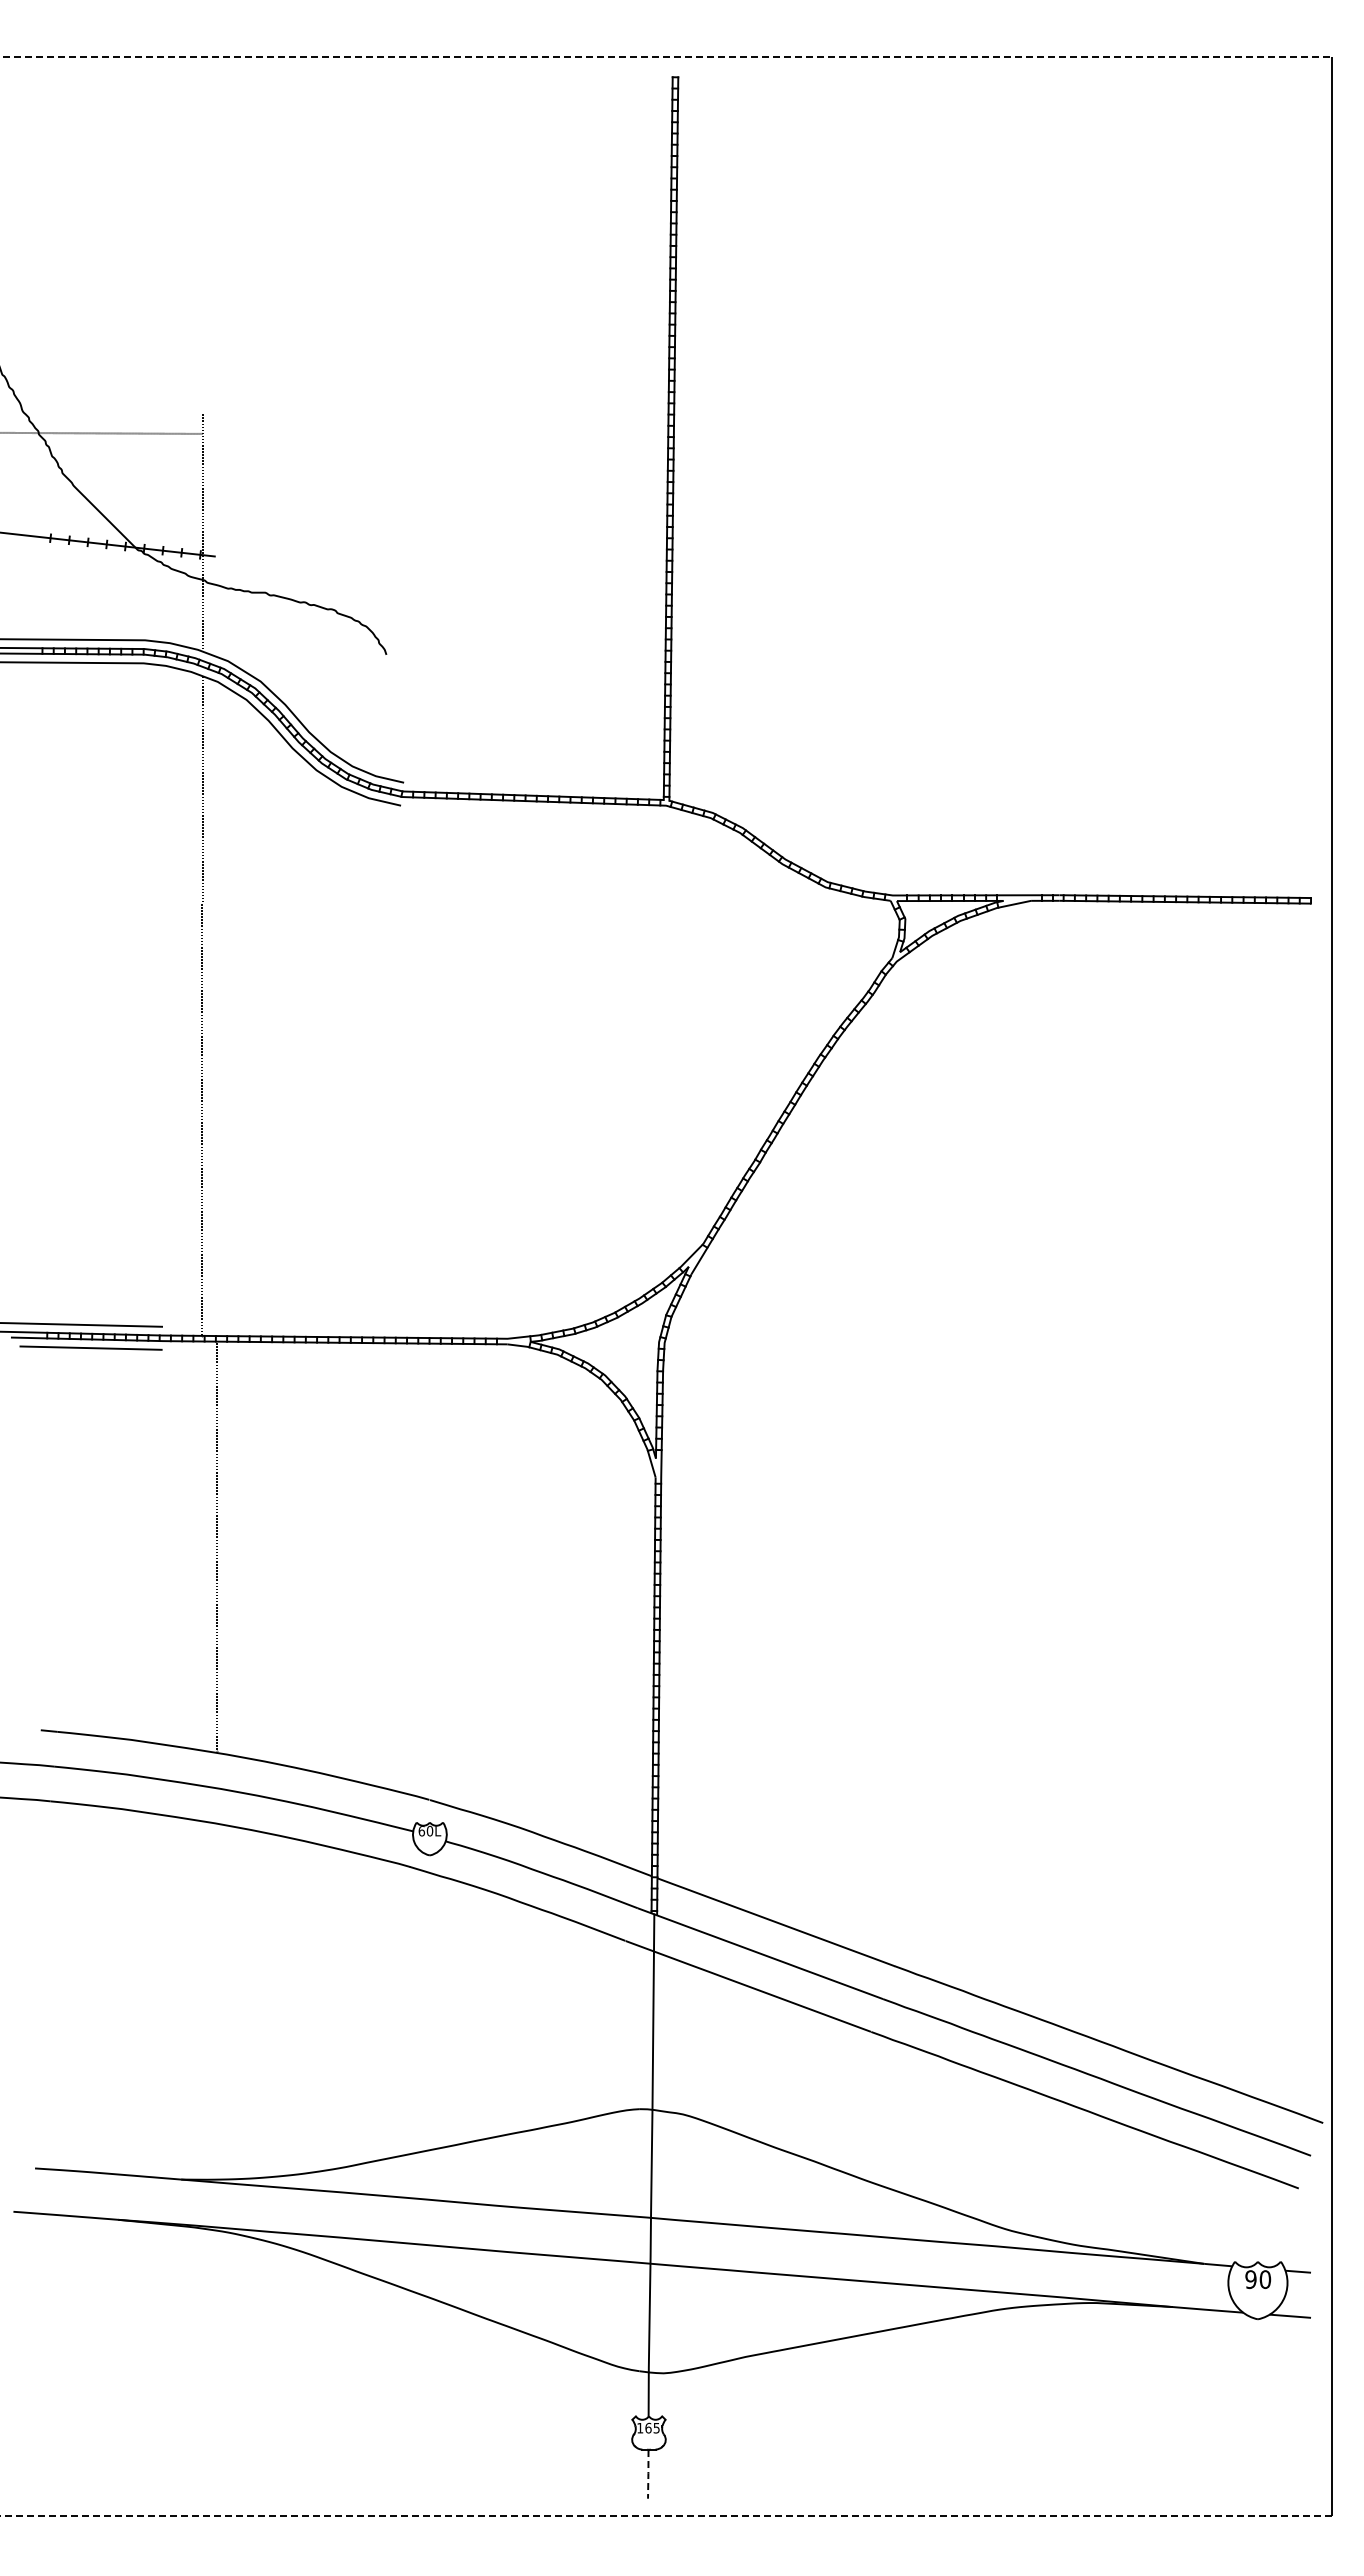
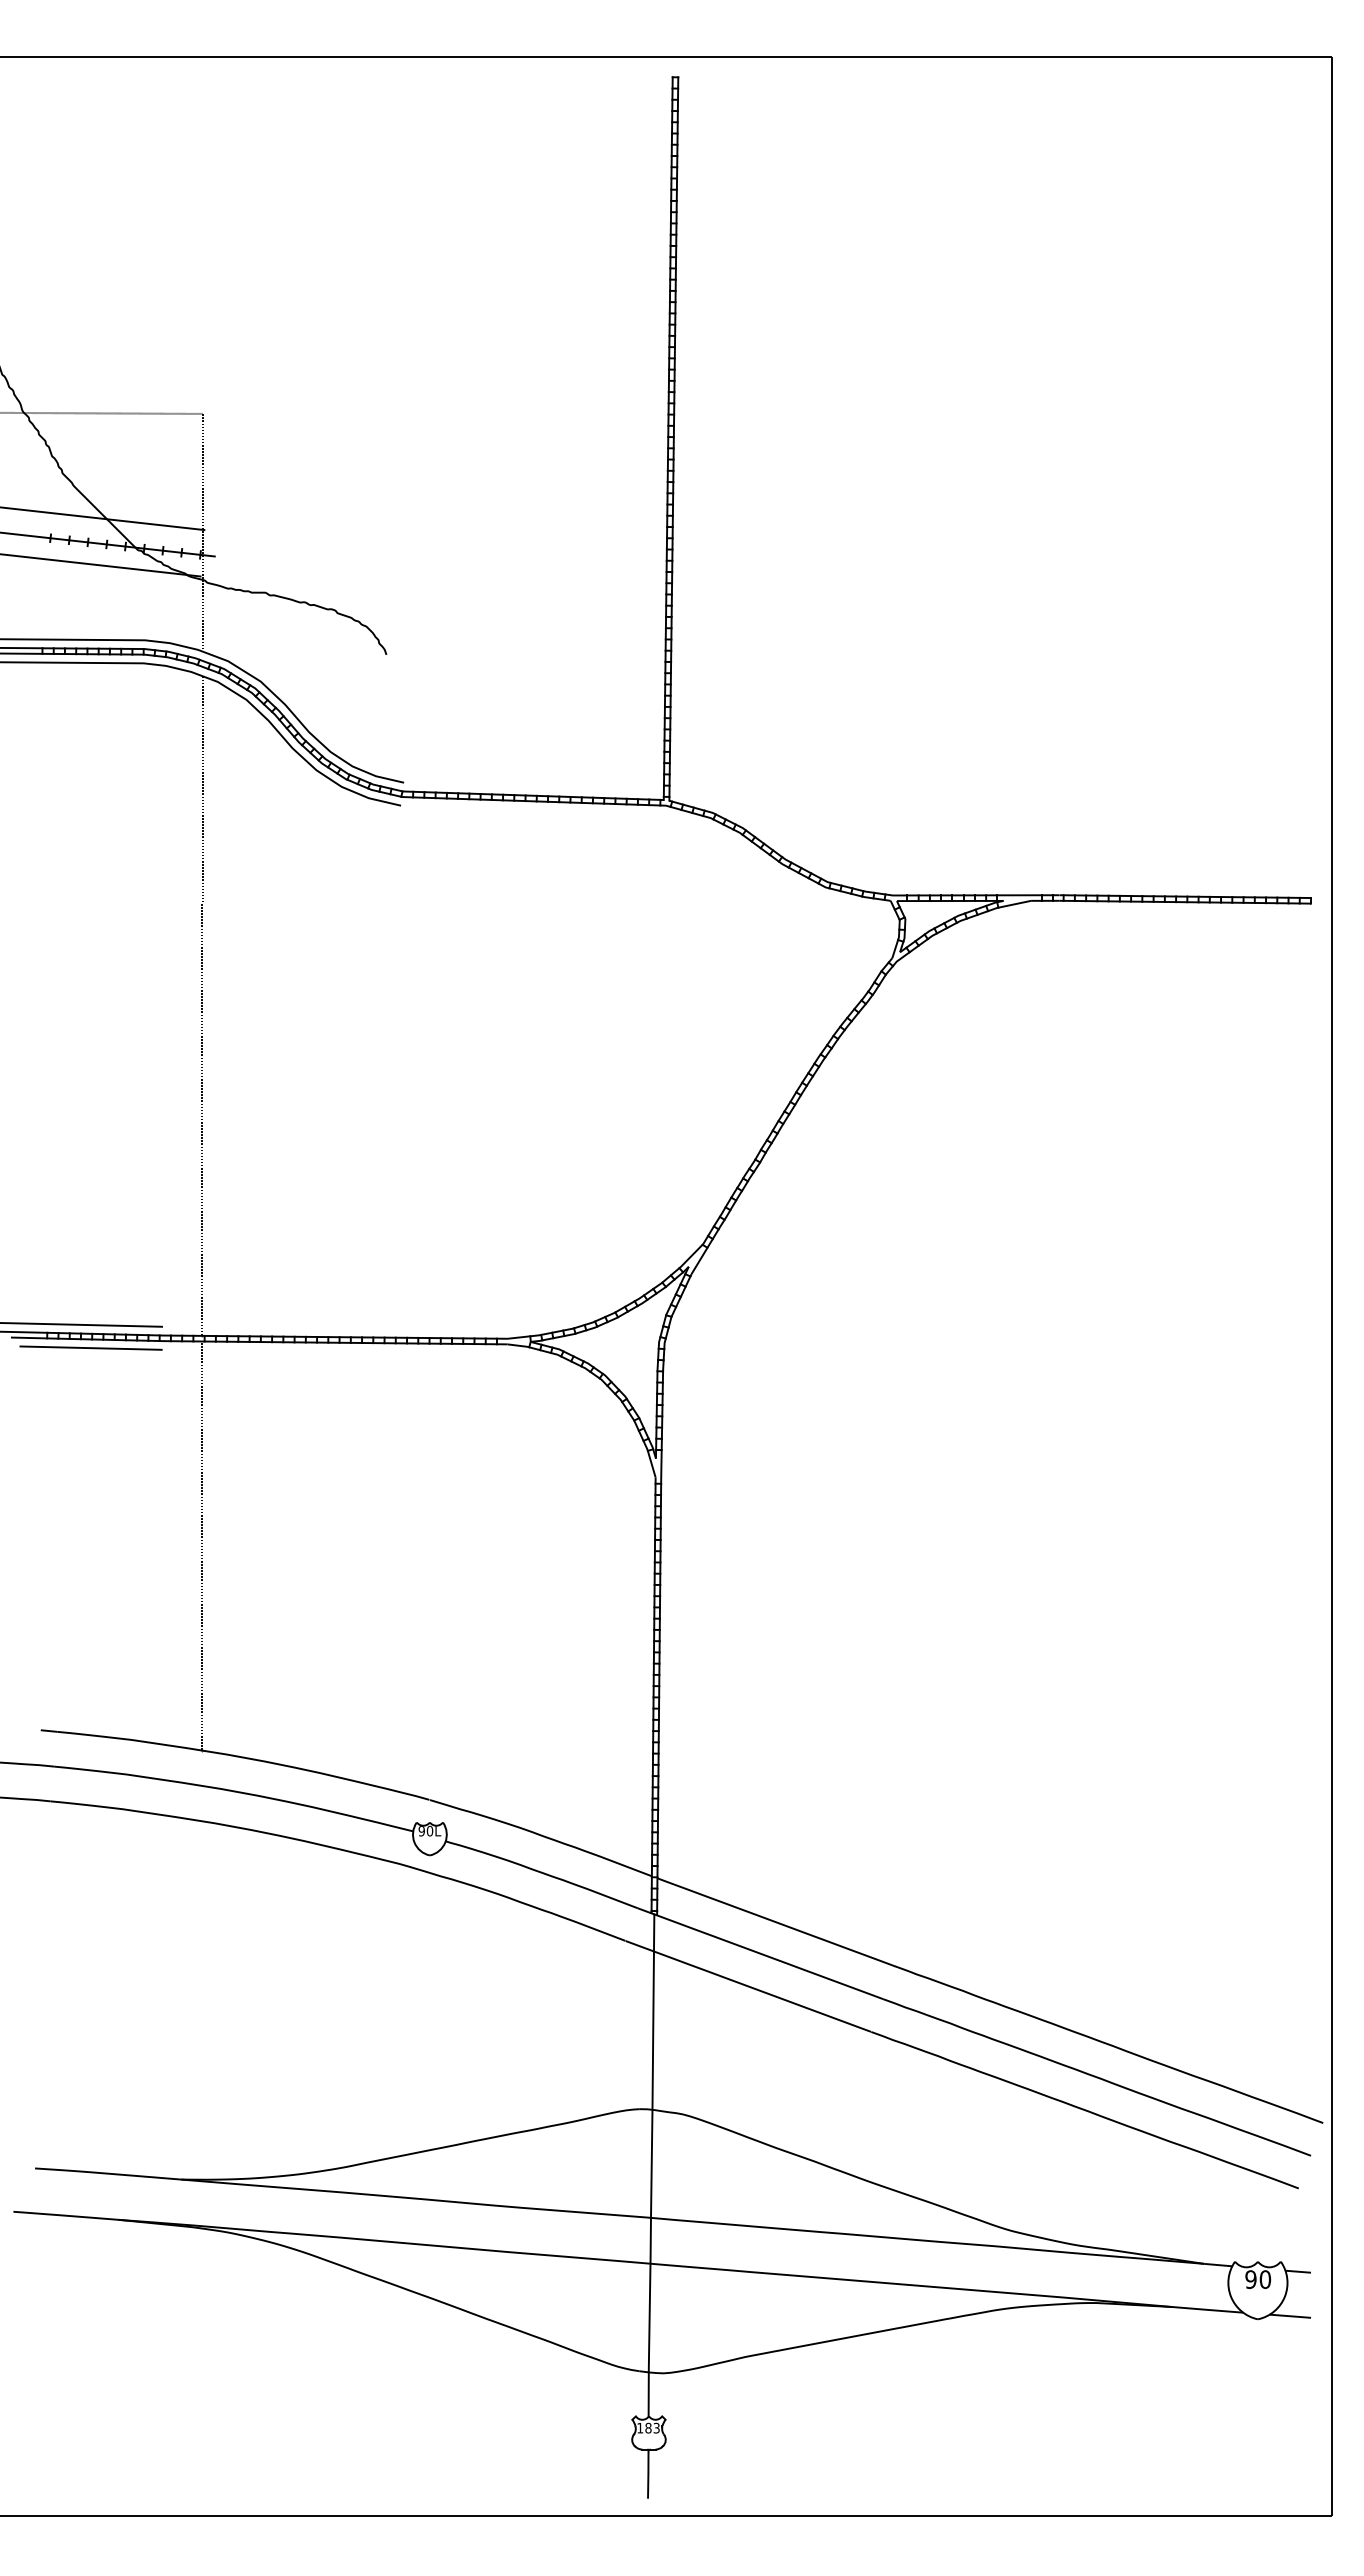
line: dashed -> solid (666, 56)
line position: (102, 432) -> (102, 412) (102, 412)
line: none -> present (103, 518)
line: none -> present (101, 565)
line position: (216, 1545) -> (201, 1545) (201, 1545)
text: 60L -> 90L (421, 1831)
text: 165 -> 183 (652, 2427)
line: dashed -> solid (648, 2474)
line: dashed -> solid (665, 2516)
